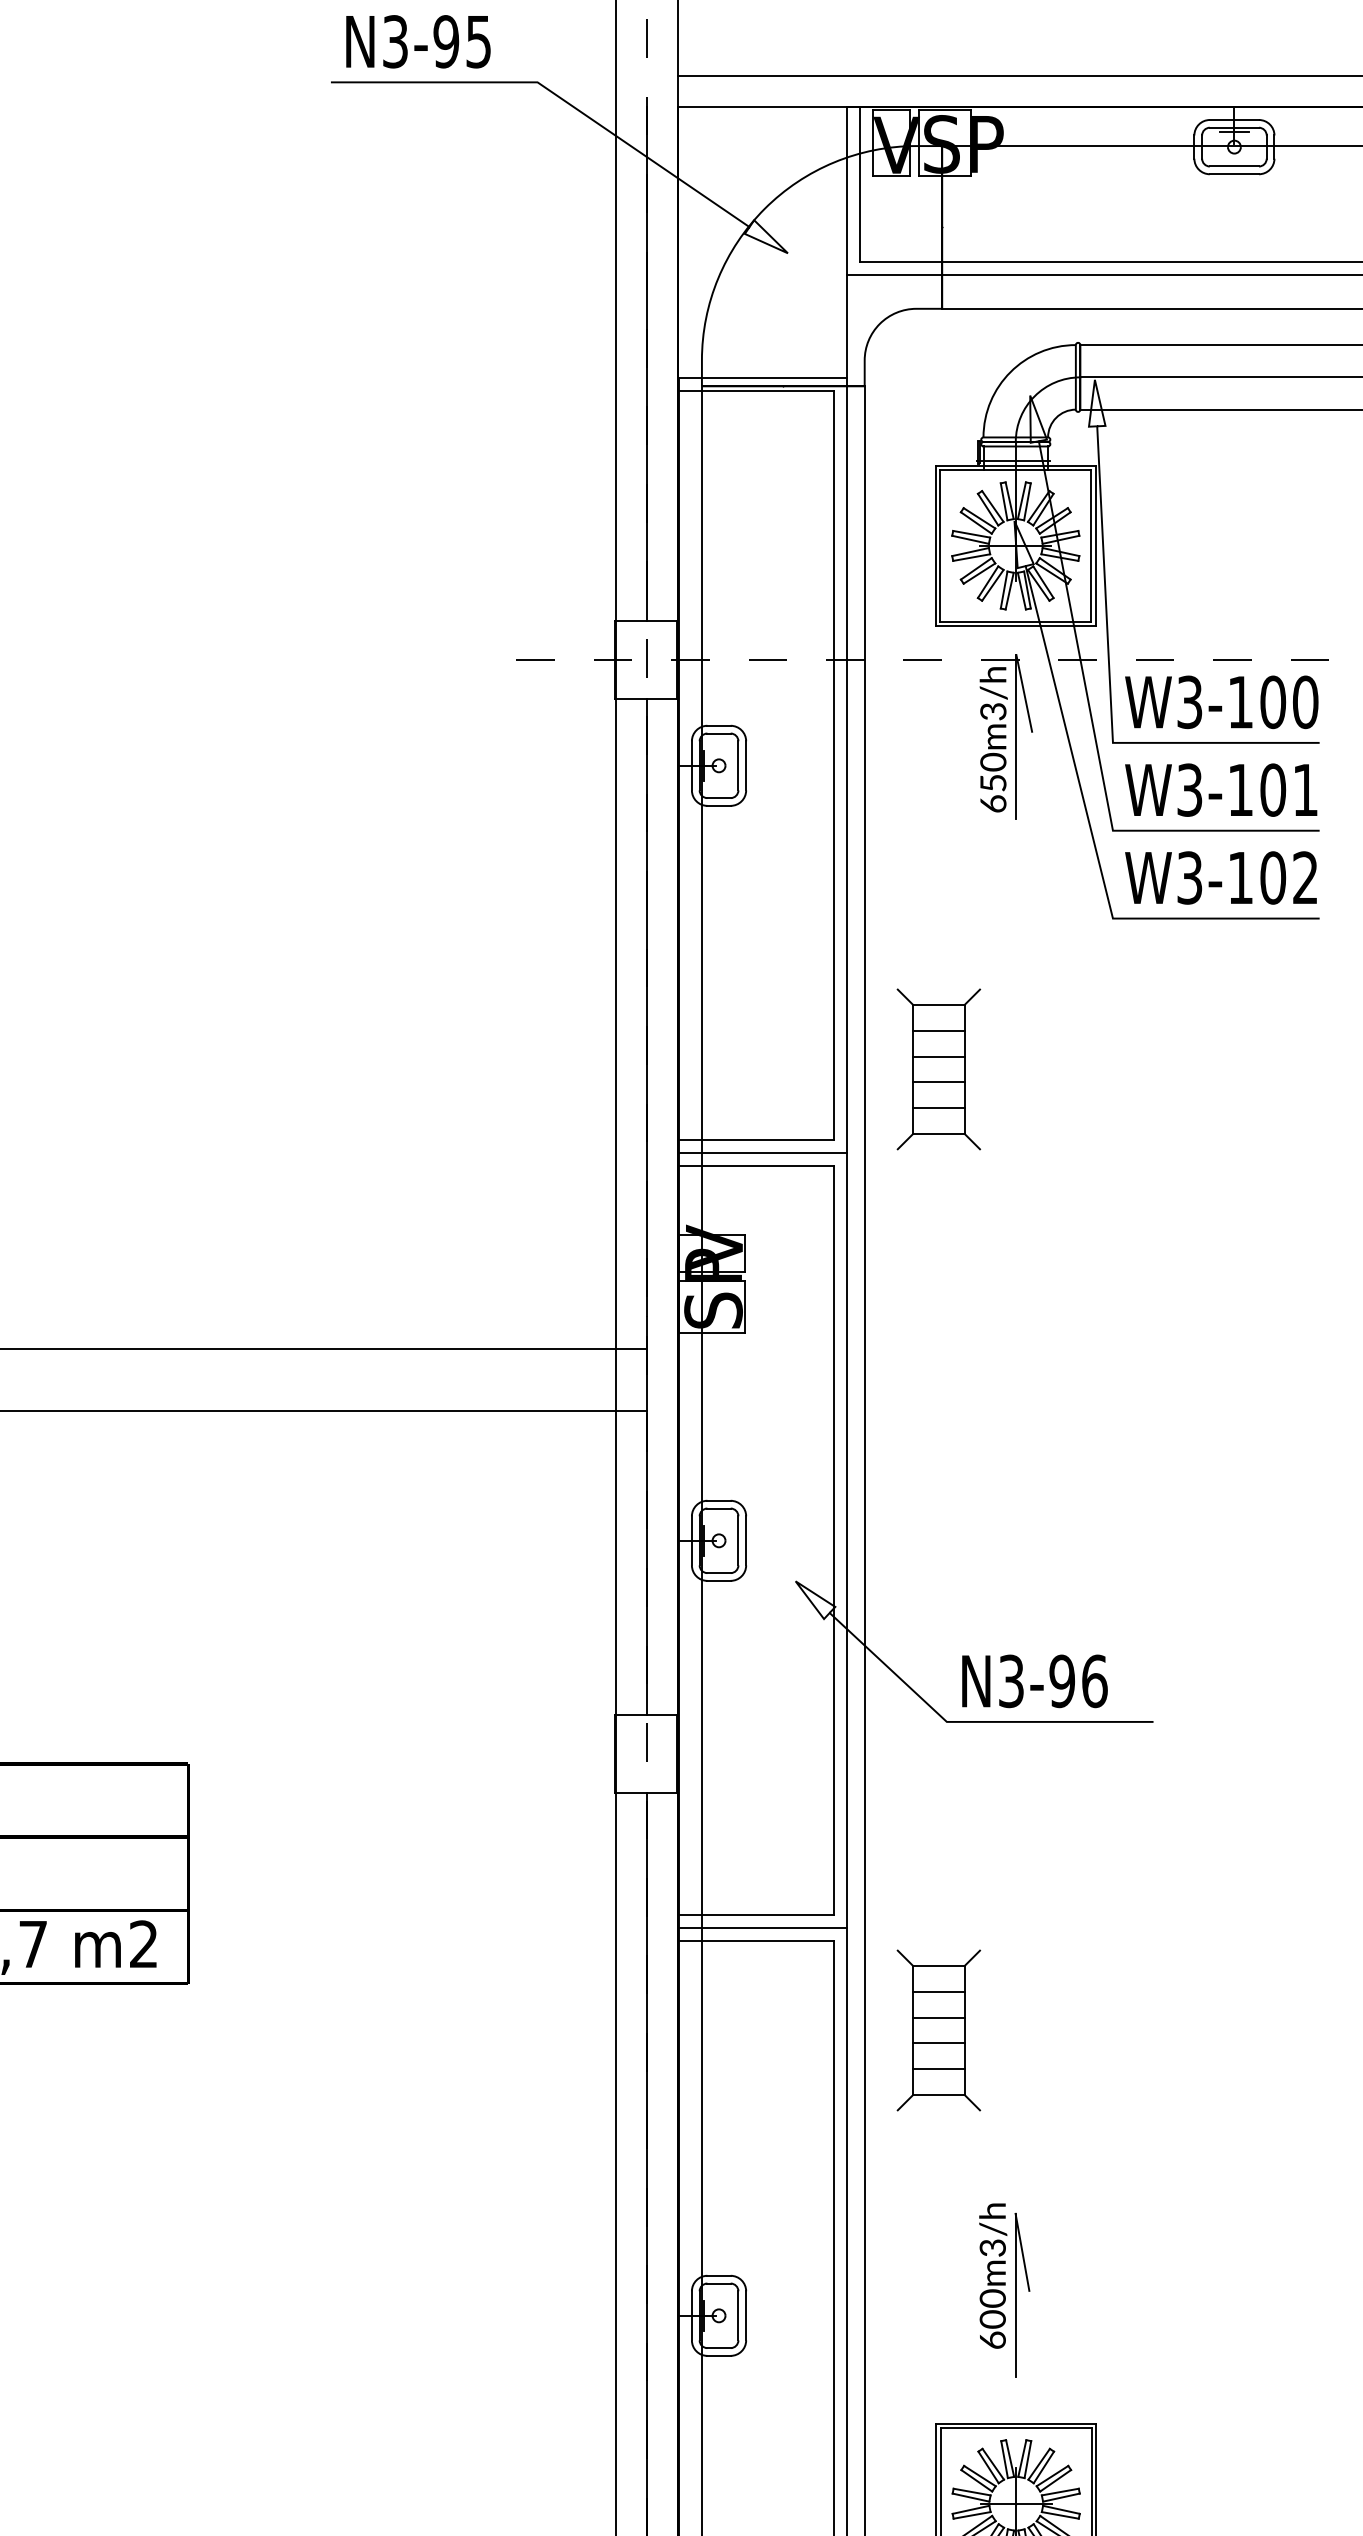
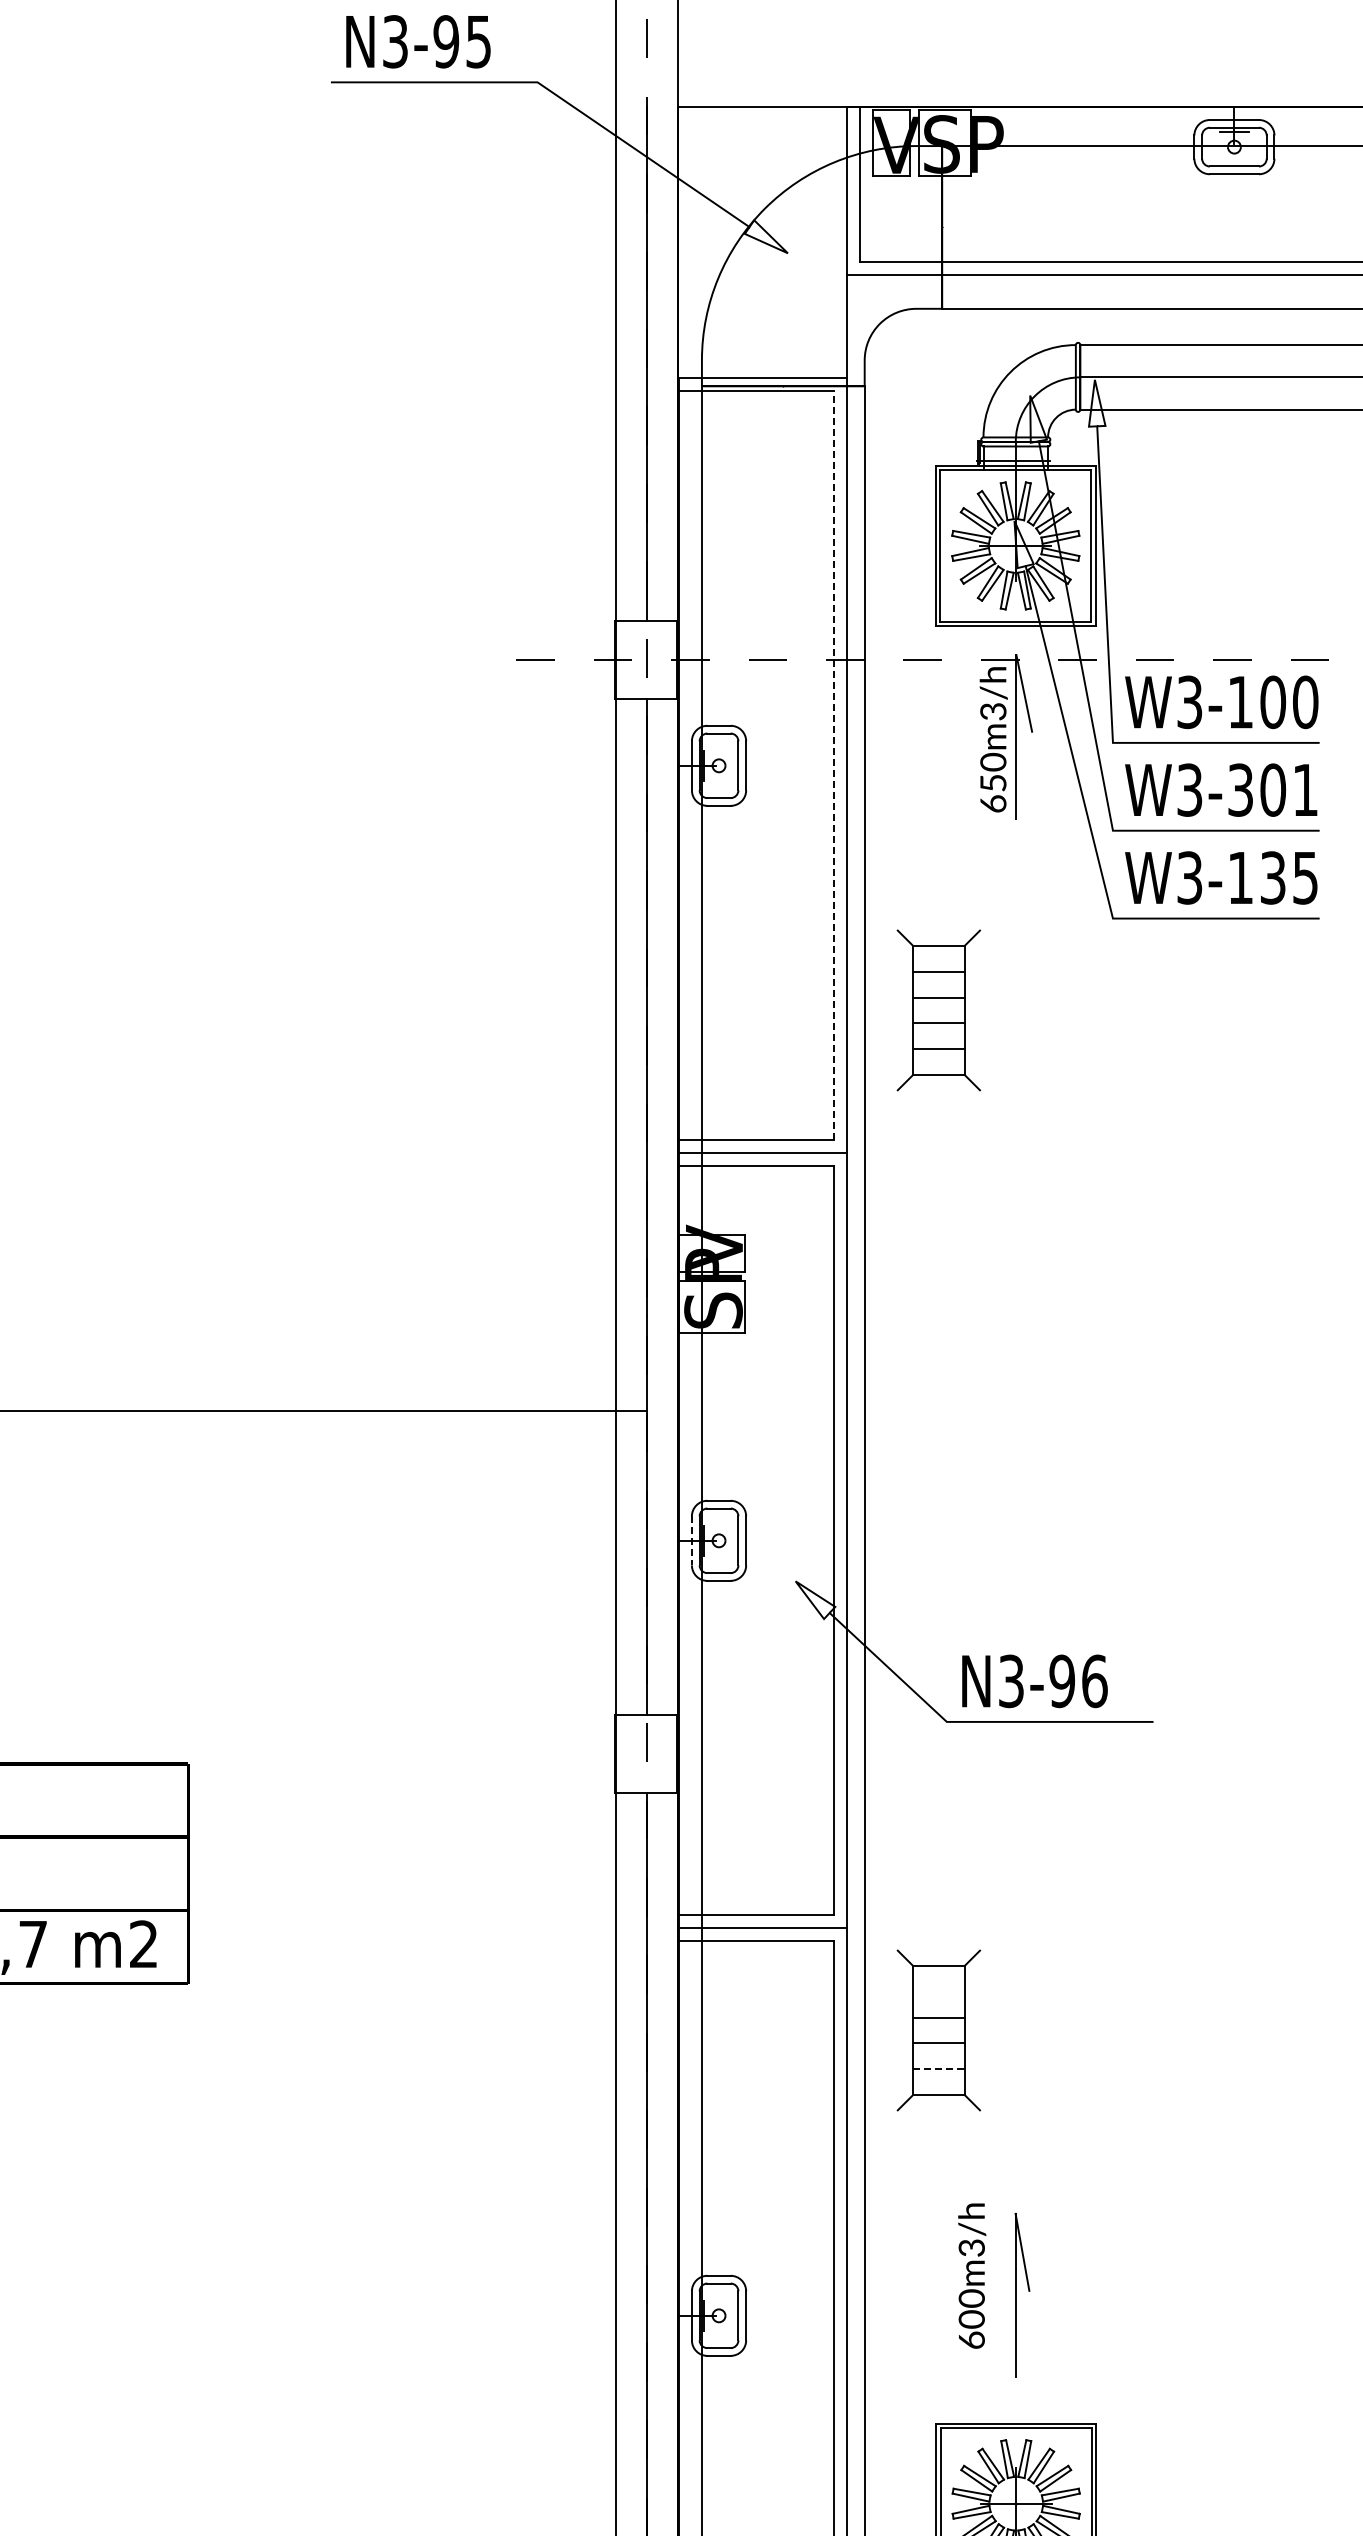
line: present -> none (1018, 76)
line: solid -> dashed (834, 765)
text: W3-101 -> W3-301 (1240, 789)
text: W3-102 -> W3-135 (1288, 877)
part position: (938, 1069) -> (938, 1010) (938, 1010)
line: present -> none (324, 1349)
line: solid -> dashed (691, 1540)
line: present -> none (938, 1991)
line: solid -> dashed (938, 2069)
text position: (993, 2275) -> (972, 2275) (972, 2275)
